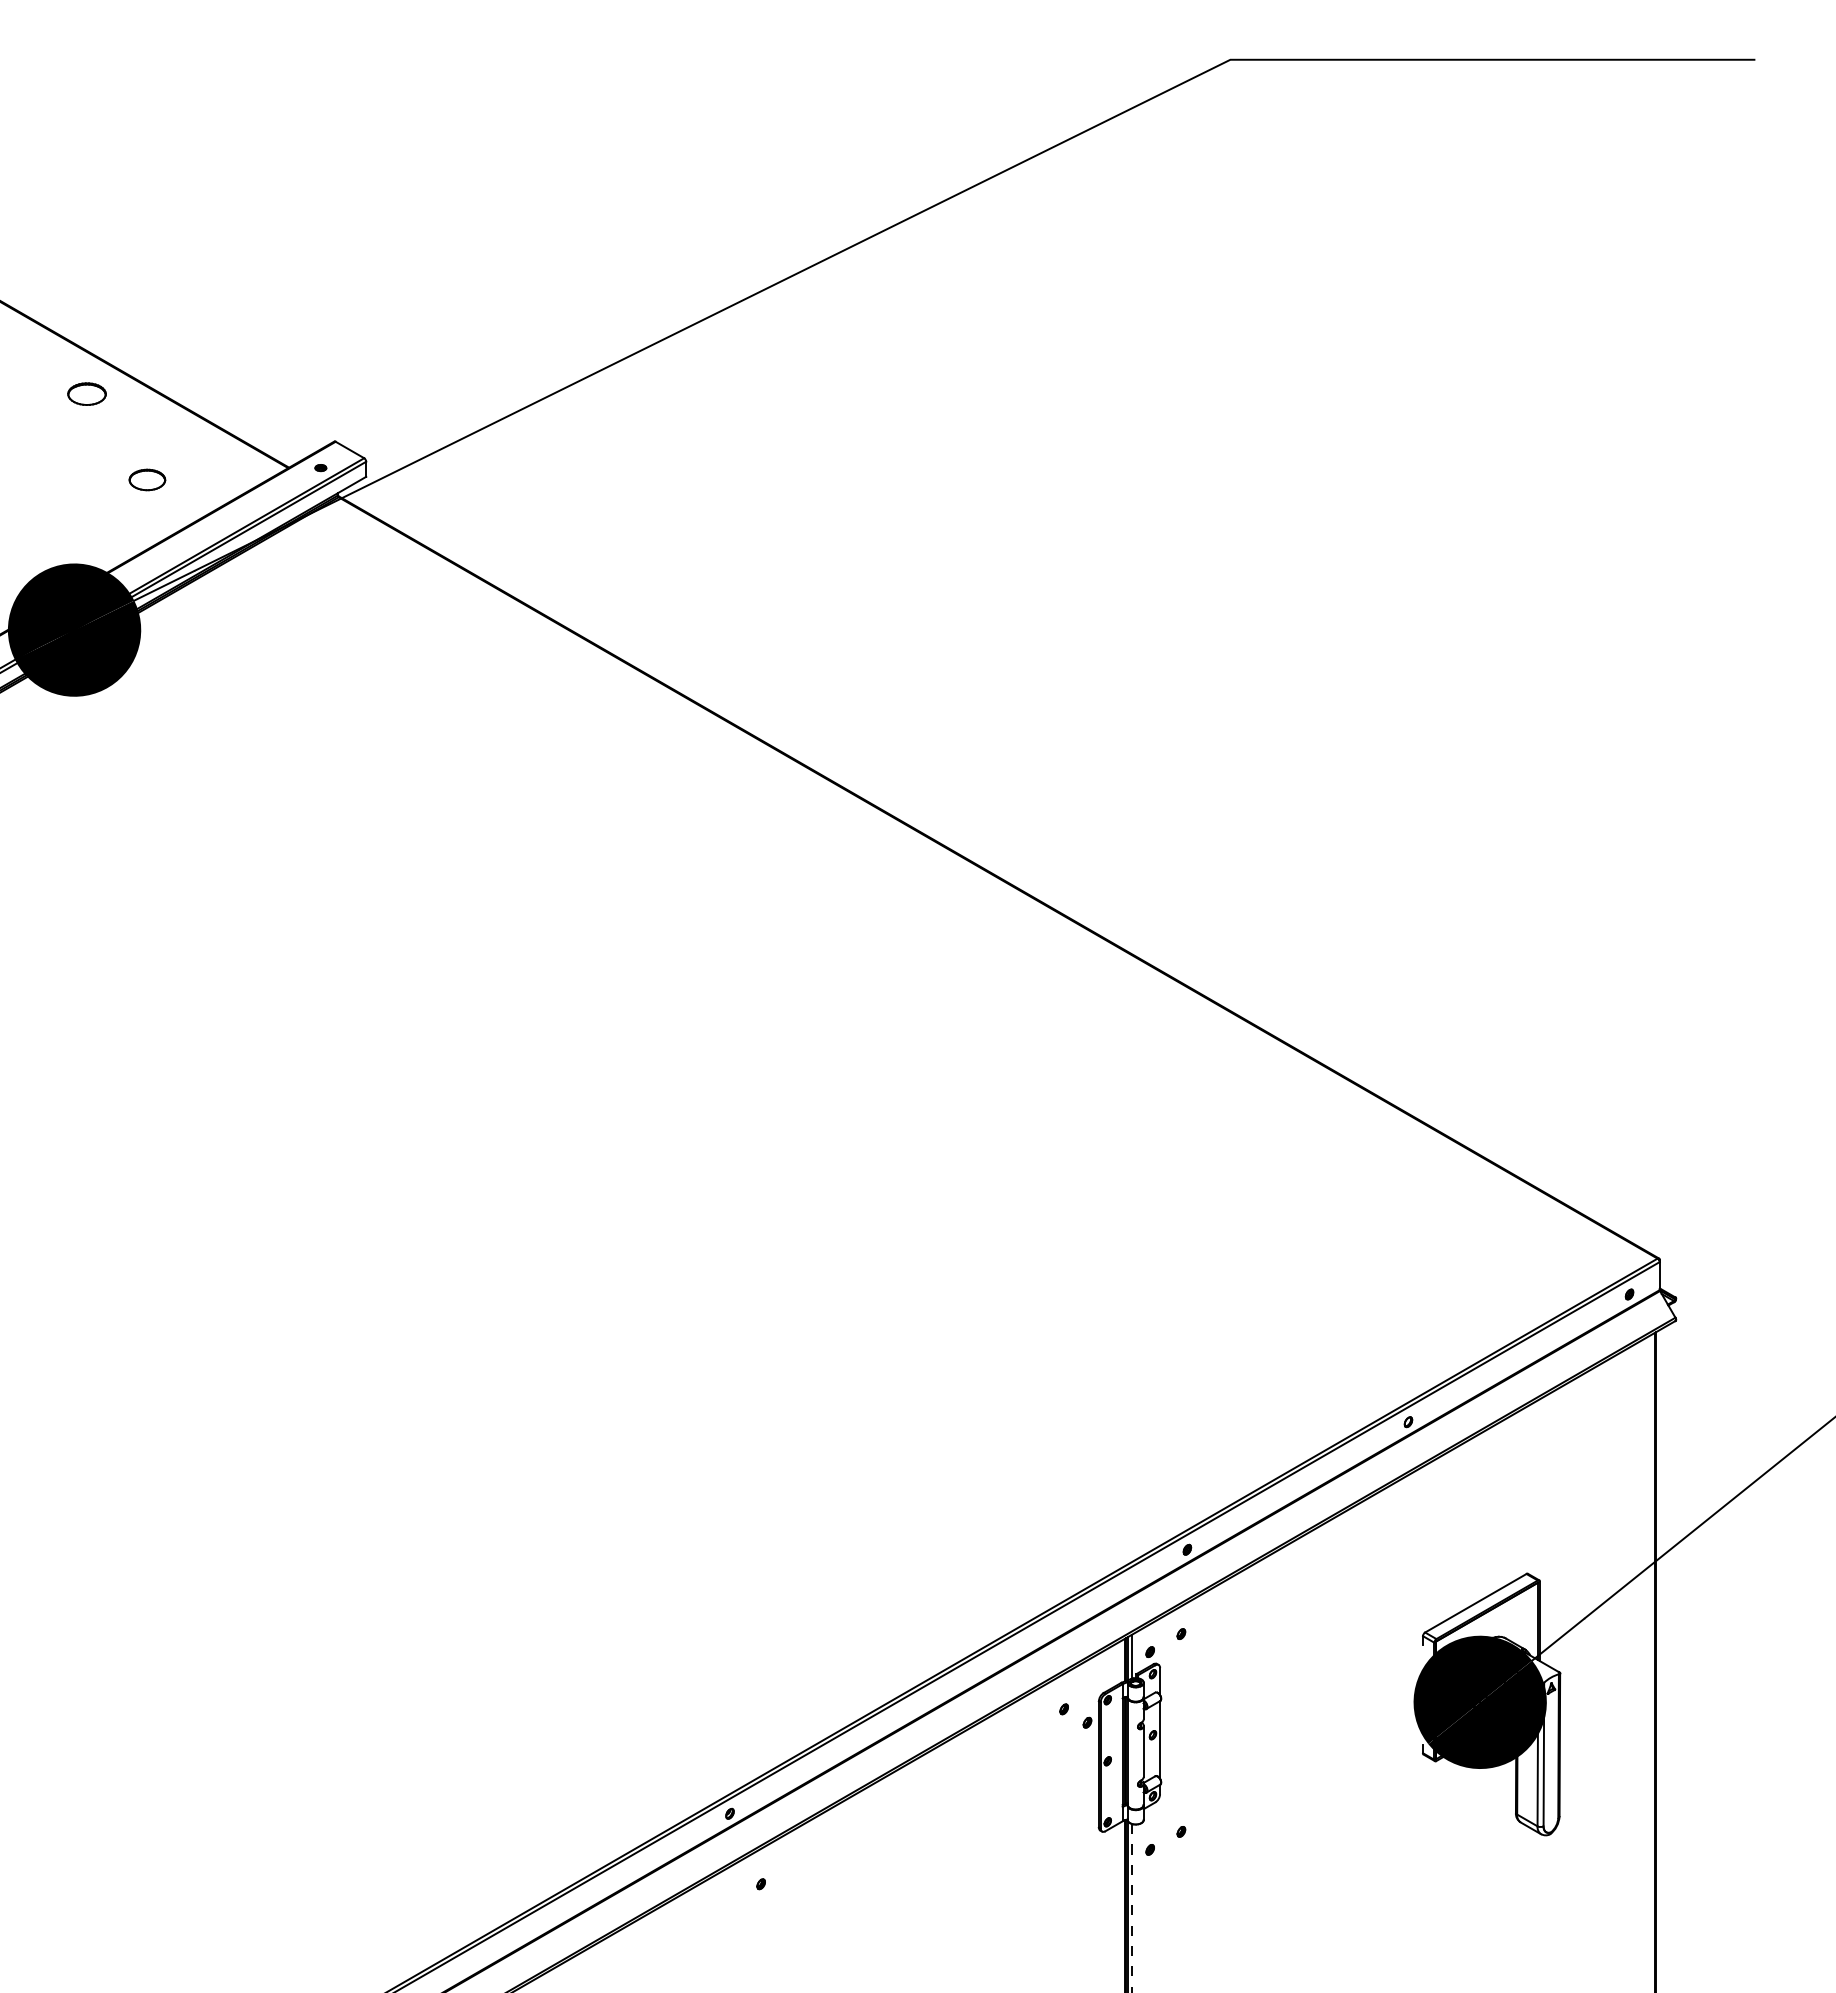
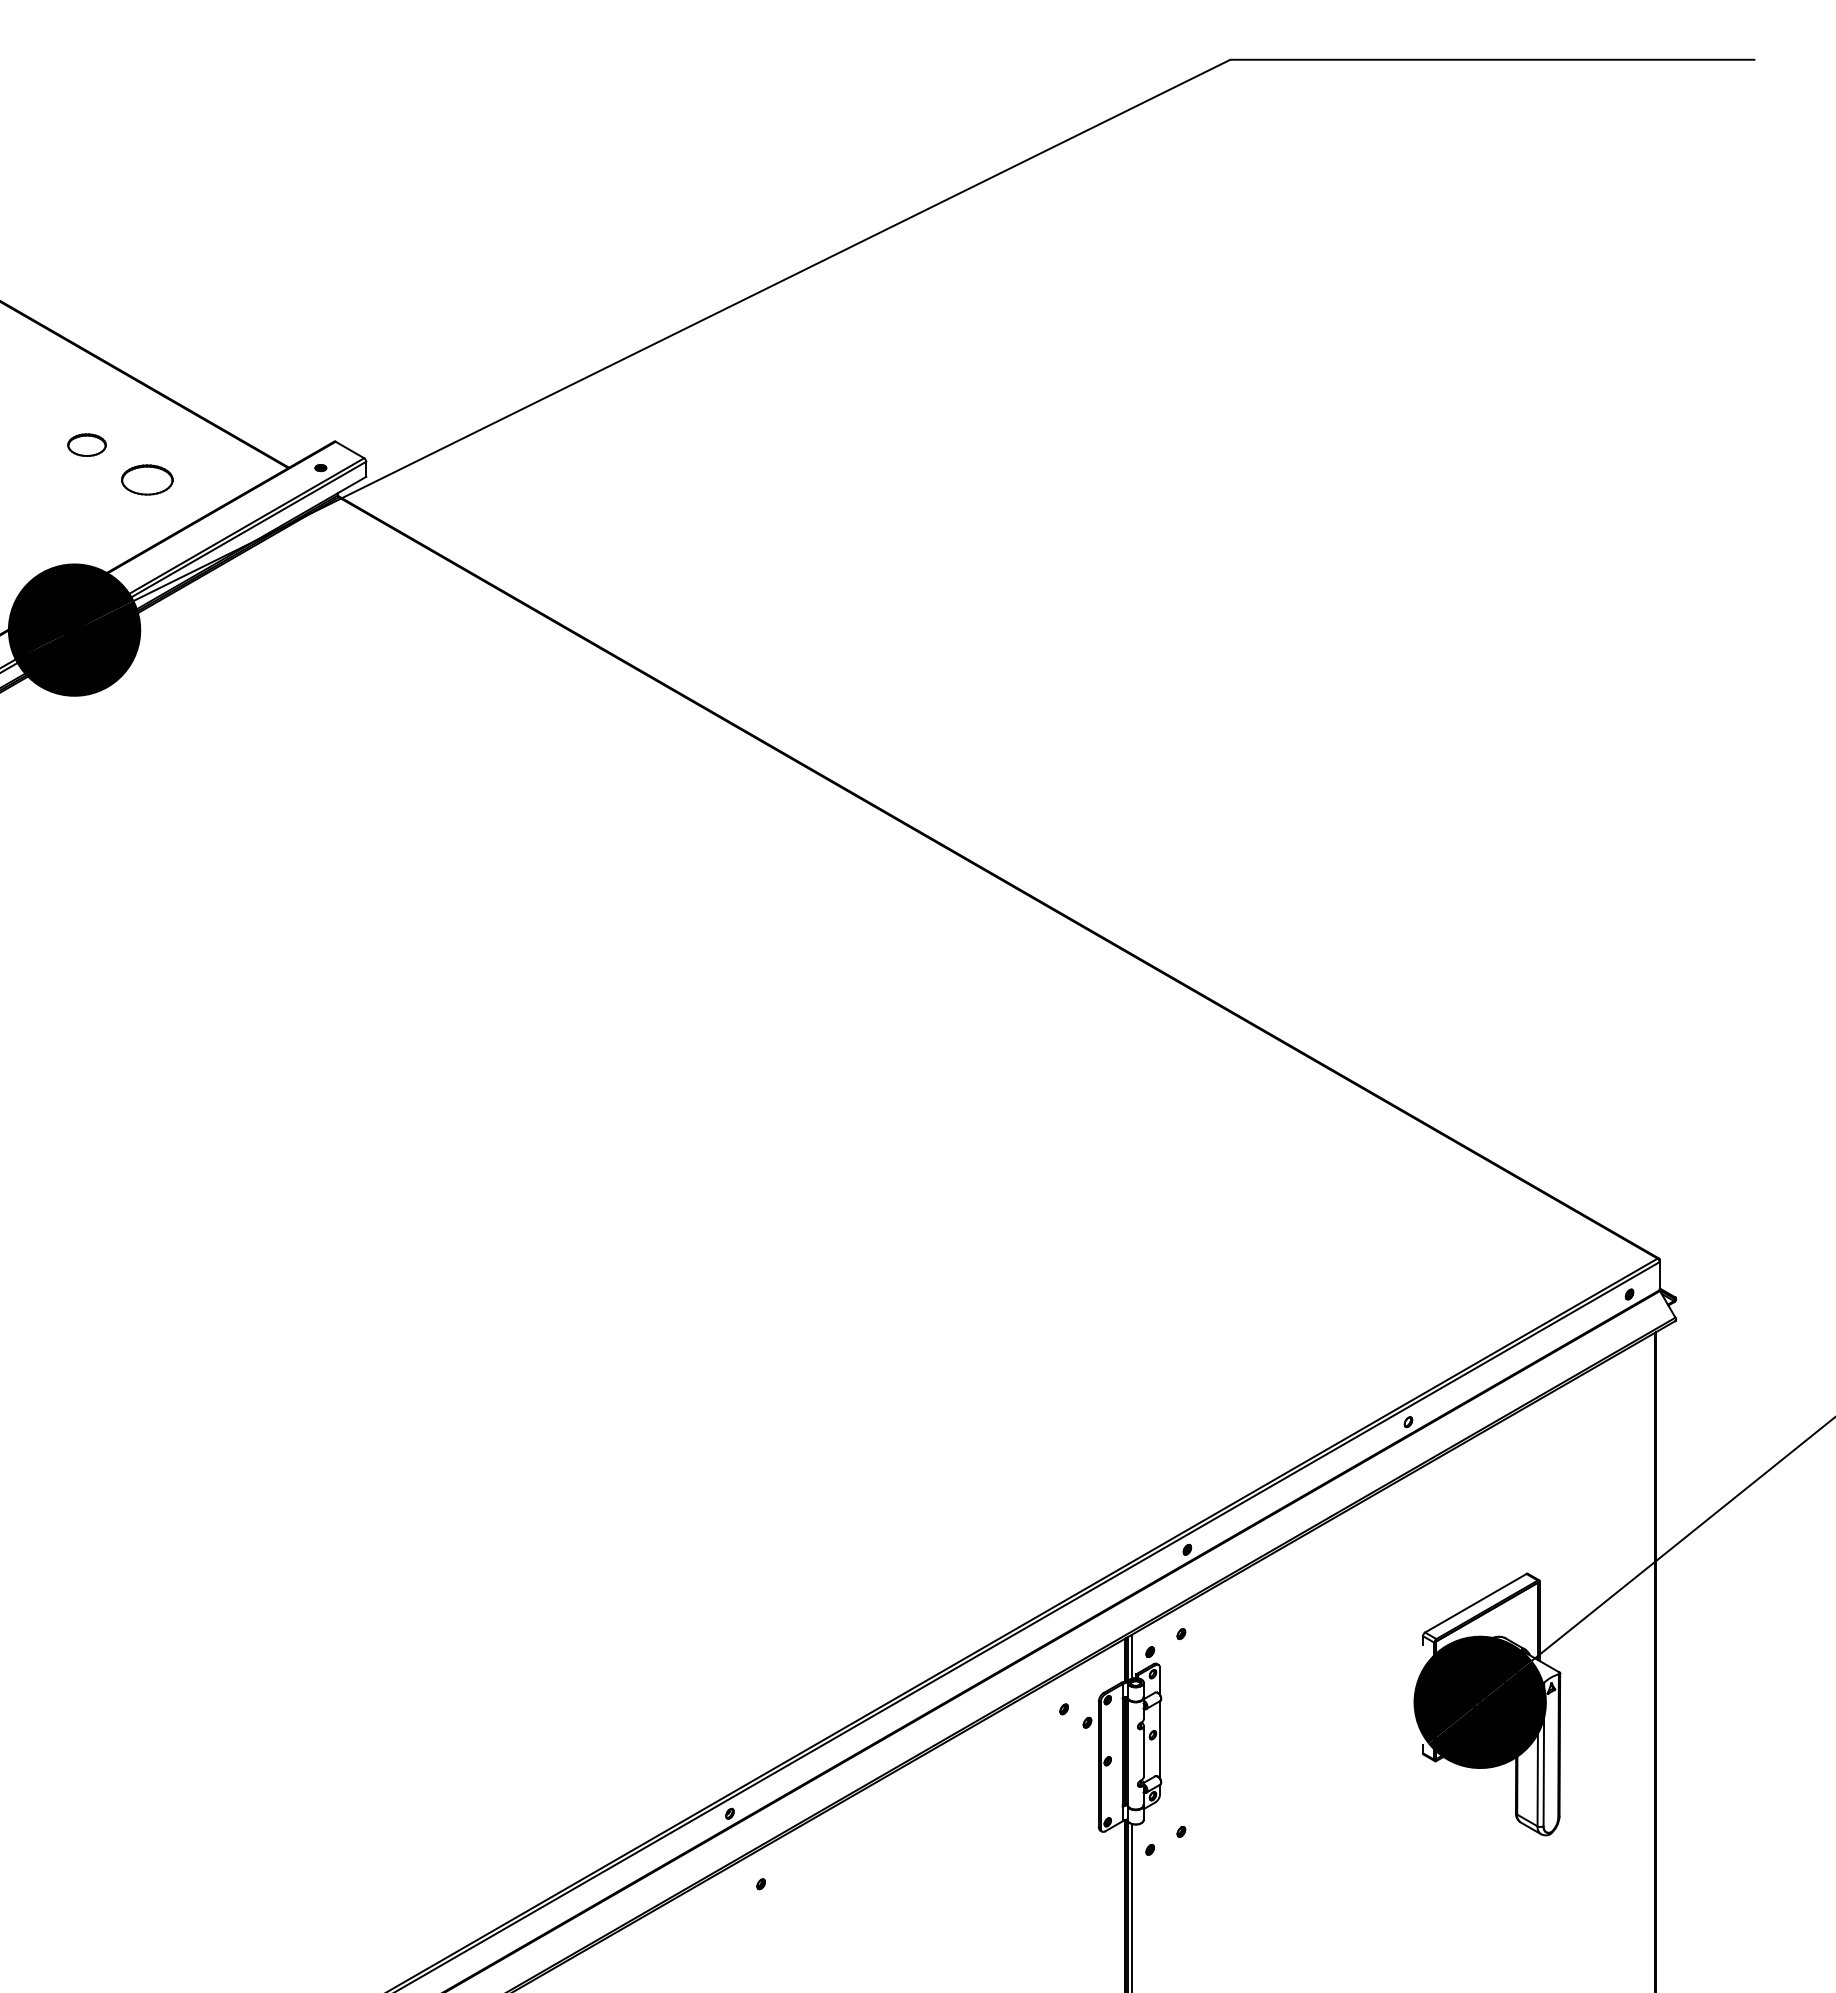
part position: (86, 393) -> (86, 444) (86, 444)
part size: 39x24 px -> 53x32 px (147, 479)
line: dashed -> solid (1132, 1908)
